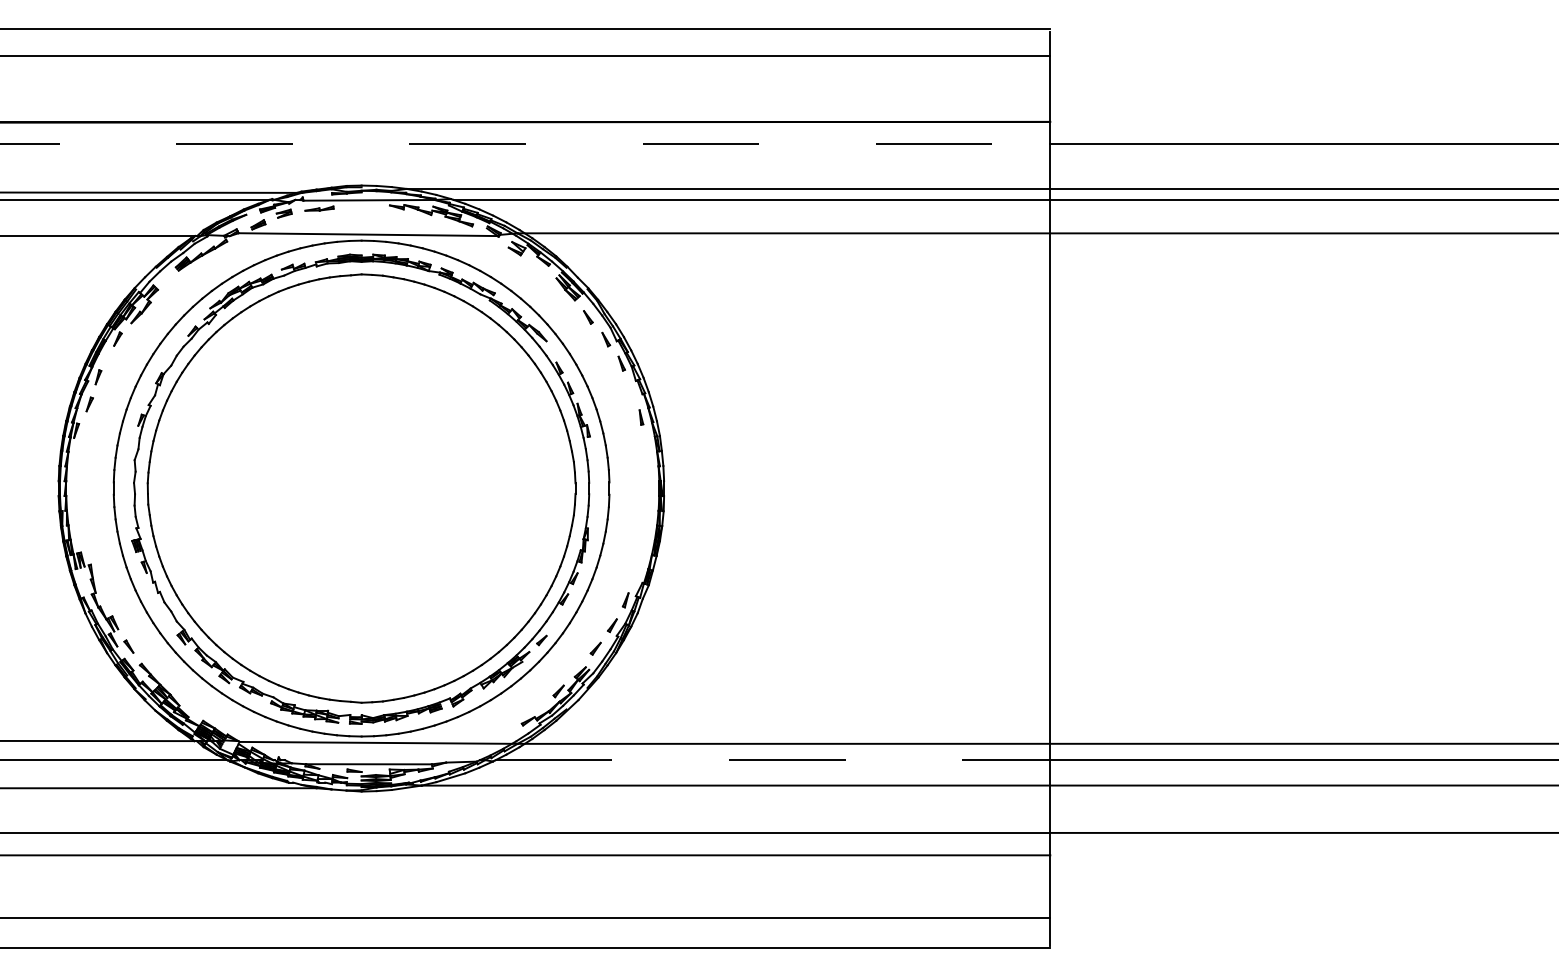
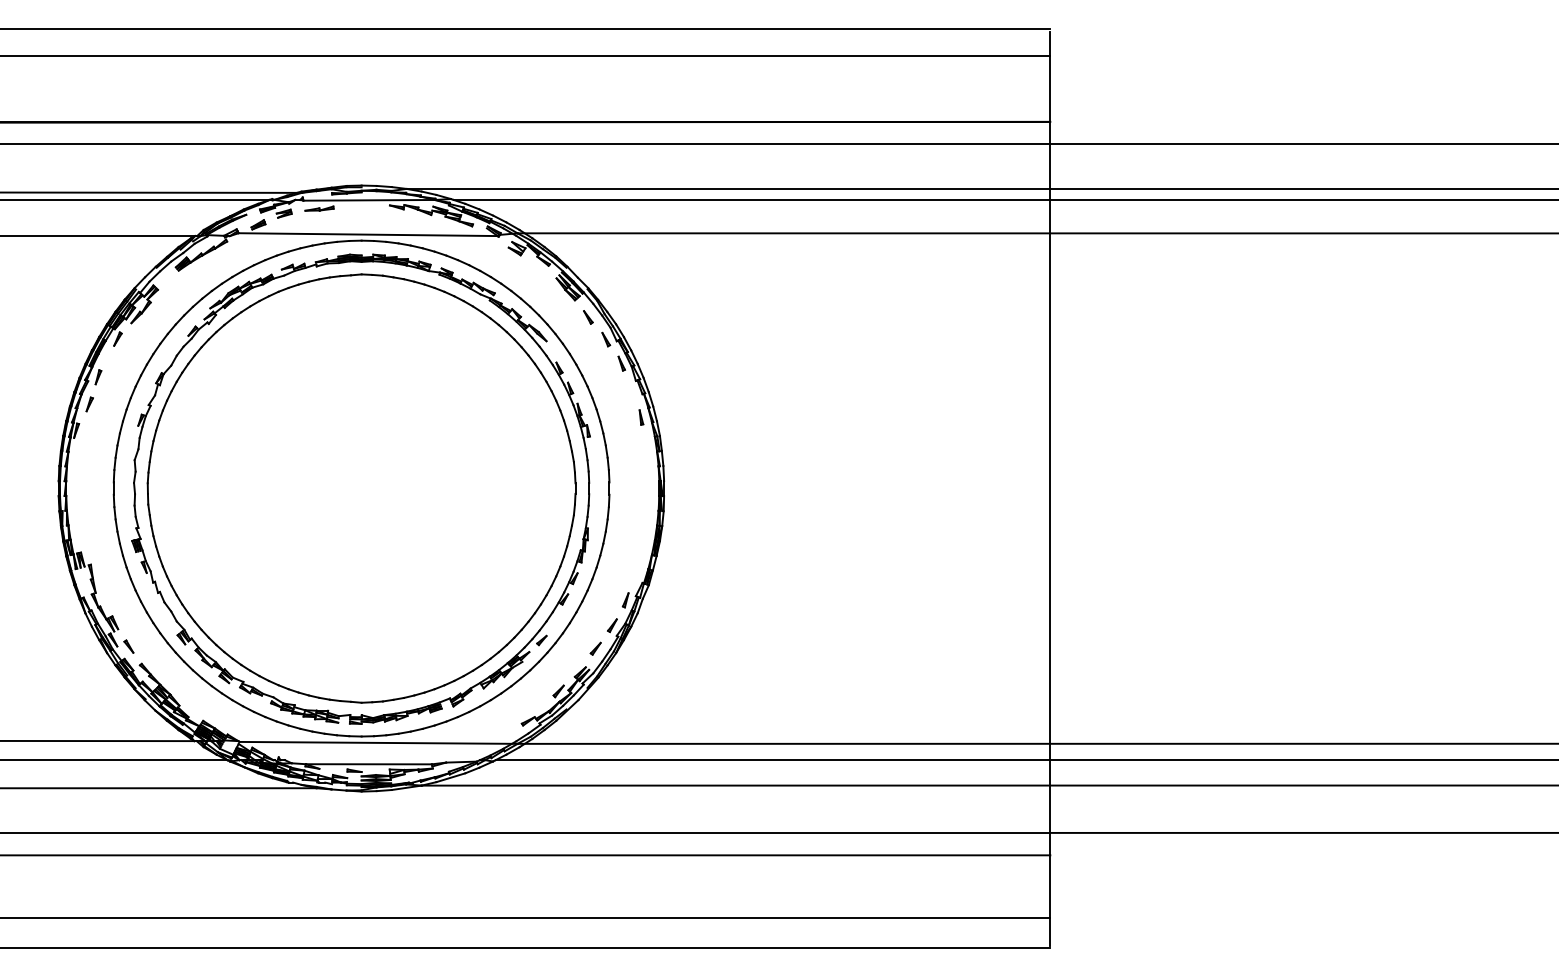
line: dashed -> solid (525, 144)
line: dashed -> solid (773, 760)
